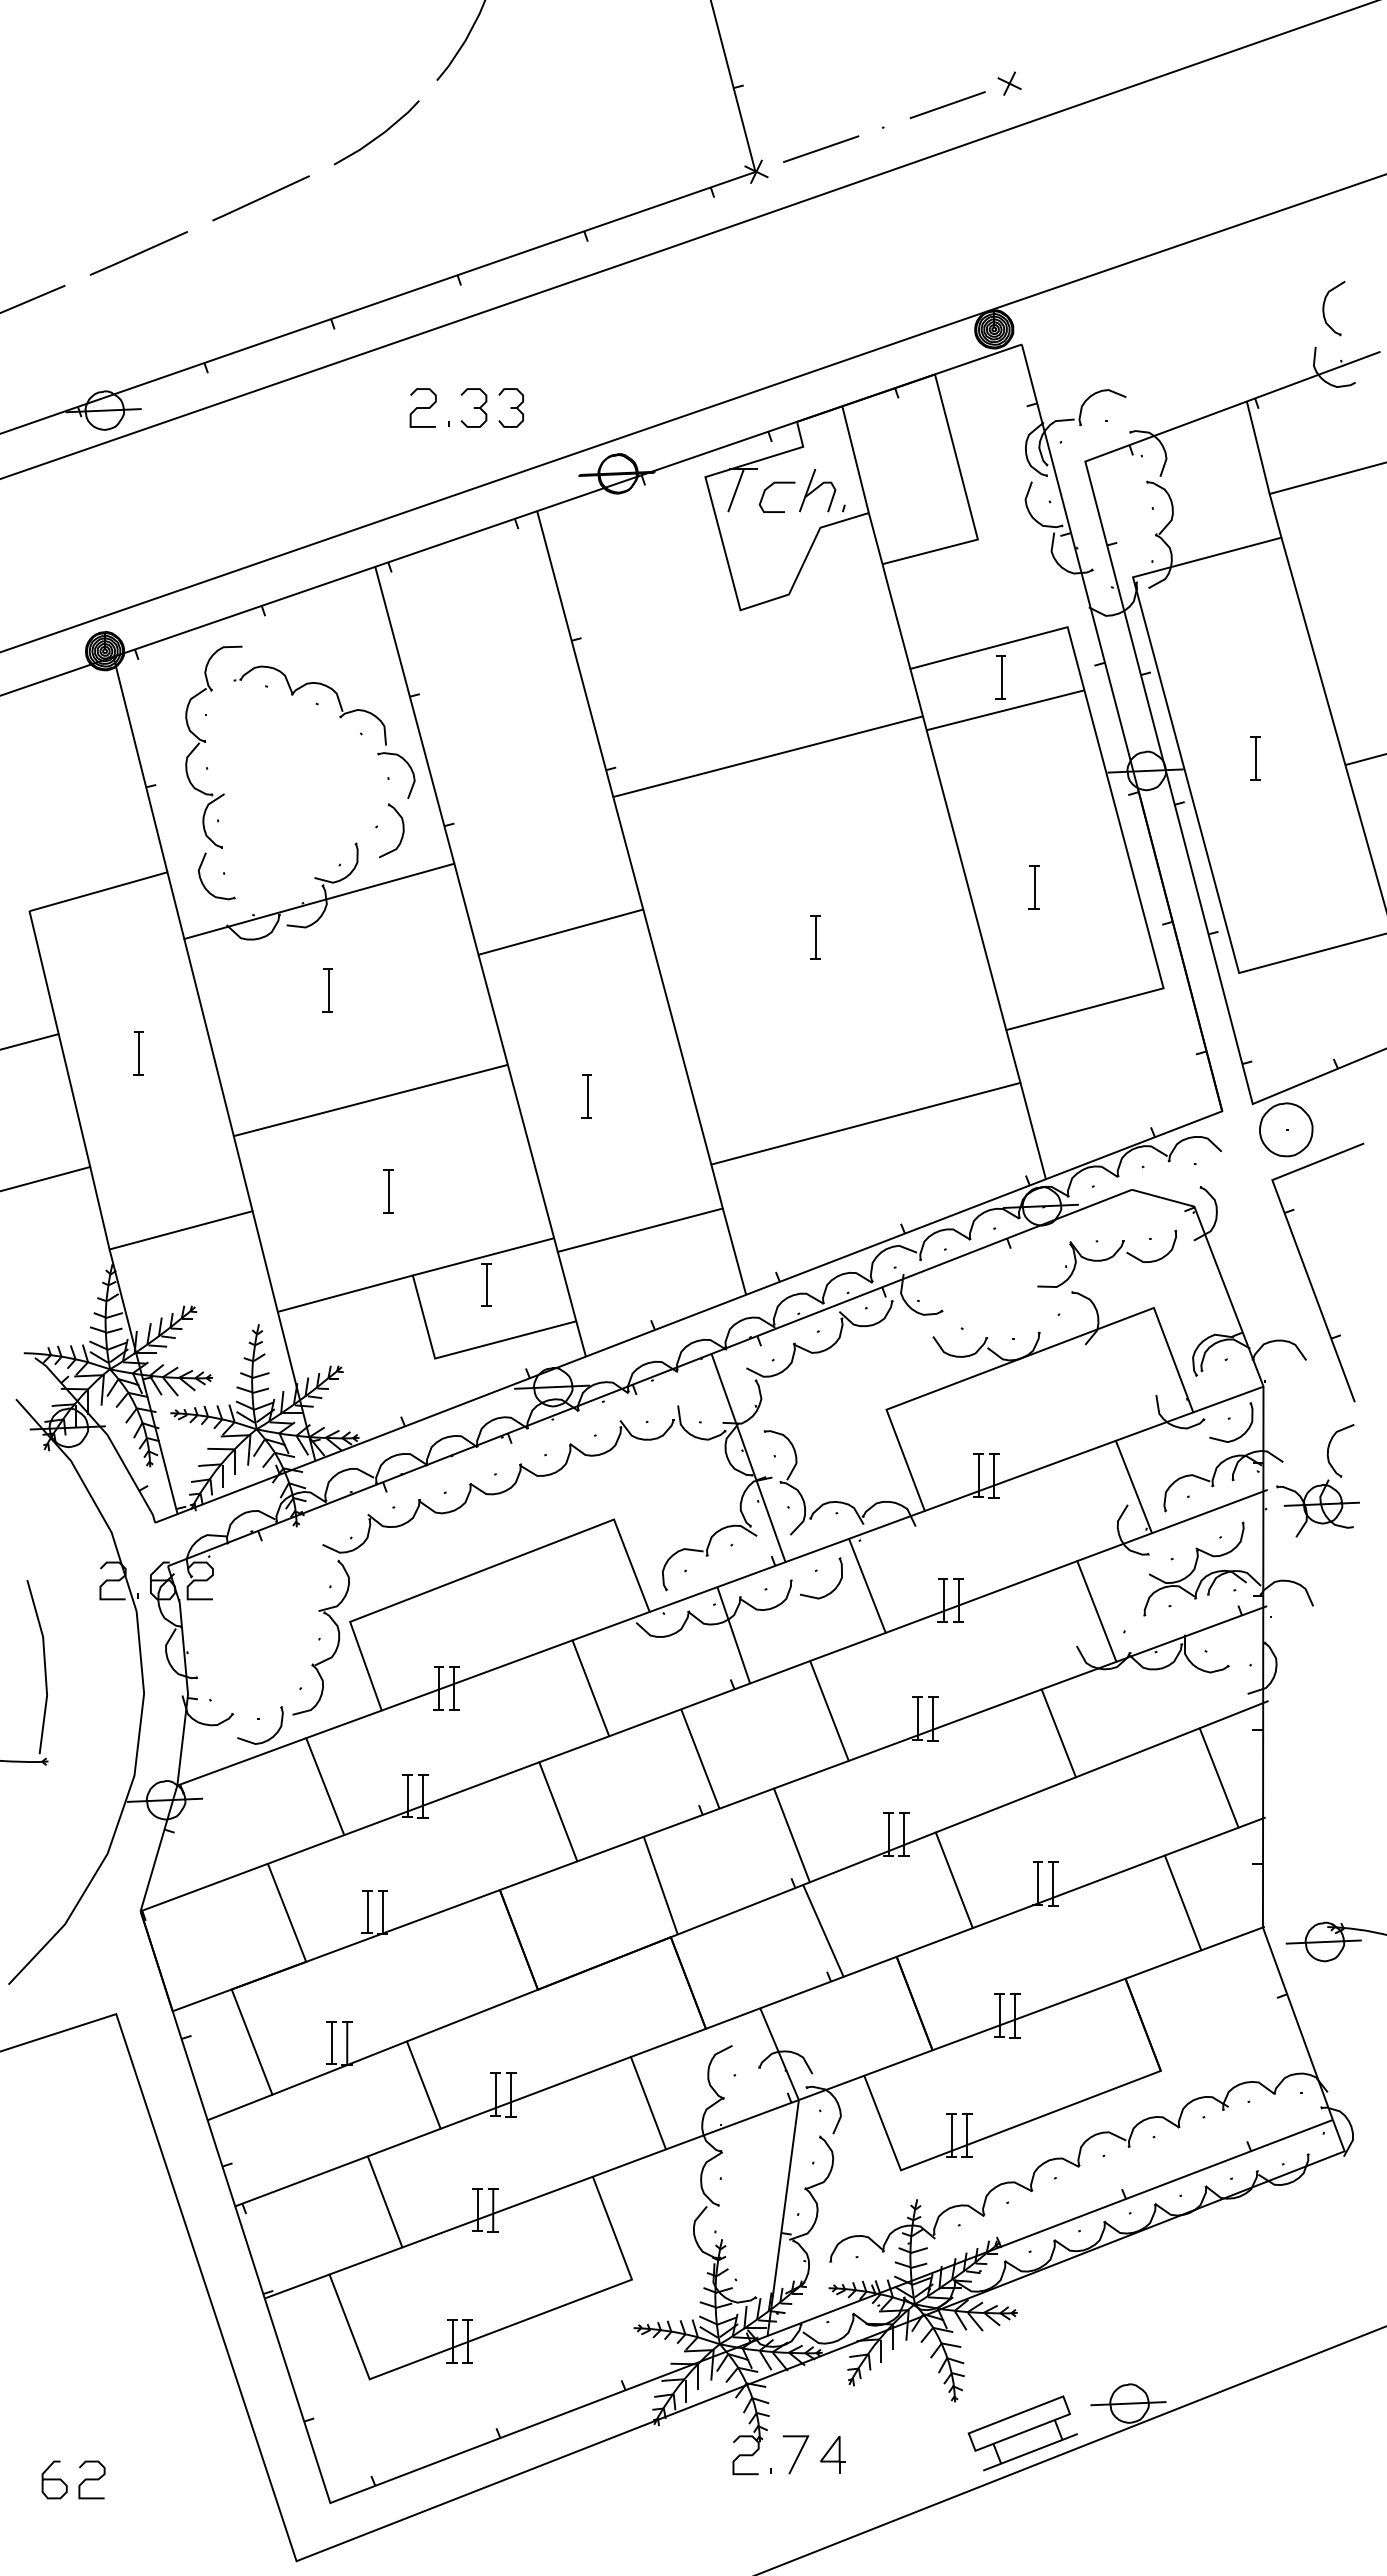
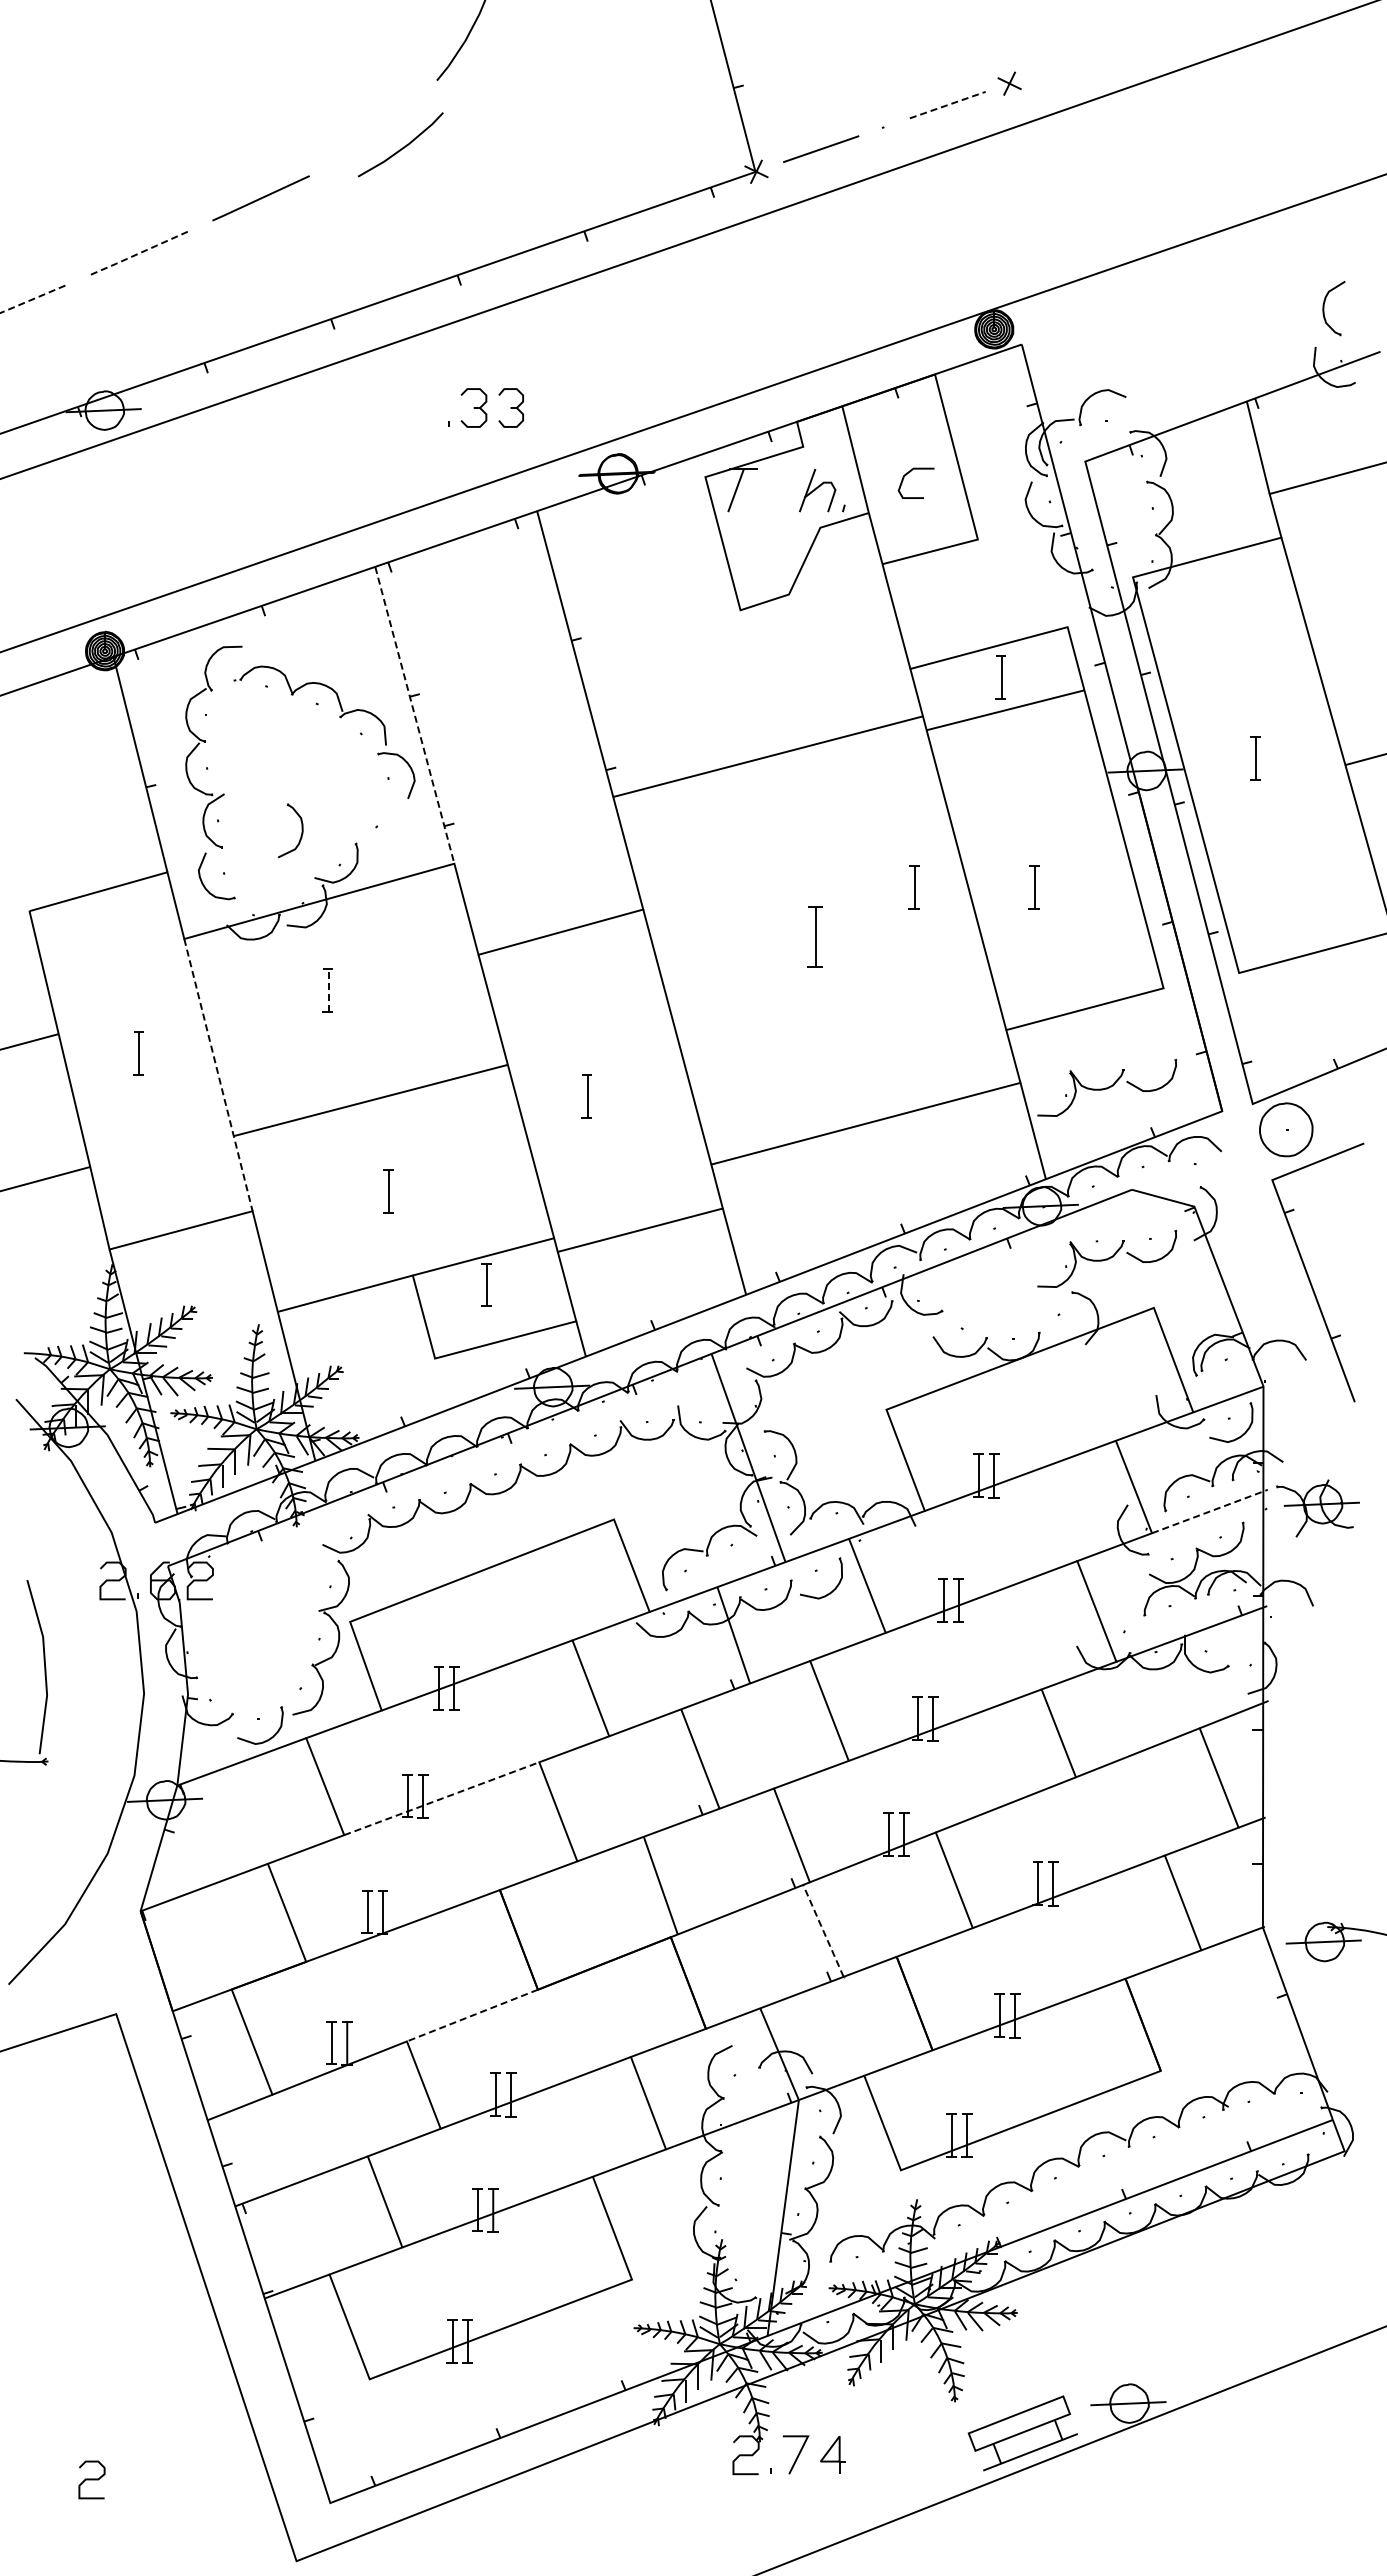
line: solid -> dashed (948, 104)
line position: (379, 134) -> (403, 146) (403, 146)
line: solid -> dashed (137, 254)
line: solid -> dashed (32, 299)
curve: present -> none (422, 407)
curve position: (771, 486) -> (910, 472) (910, 472)
line: solid -> dashed (414, 715)
part position: (402, 830) -> (301, 830) (301, 830)
part: none -> present (913, 887)
part size: 11x45 px -> 16x62 px (814, 936)
line: solid -> dashed (328, 990)
line: solid -> dashed (218, 1076)
part: none -> present (1107, 1087)
part: present -> none (1329, 1448)
line: solid -> dashed (1210, 1511)
line: solid -> dashed (440, 1799)
line: solid -> dashed (823, 1931)
line: solid -> dashed (471, 2015)
part: present -> none (54, 2479)
